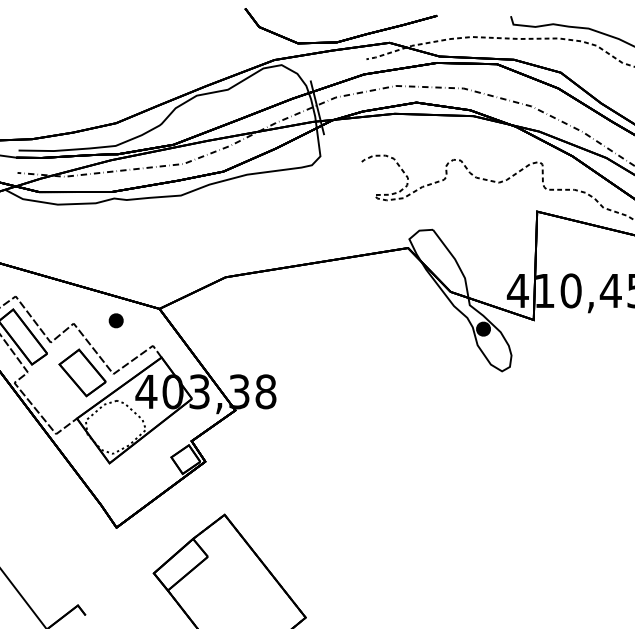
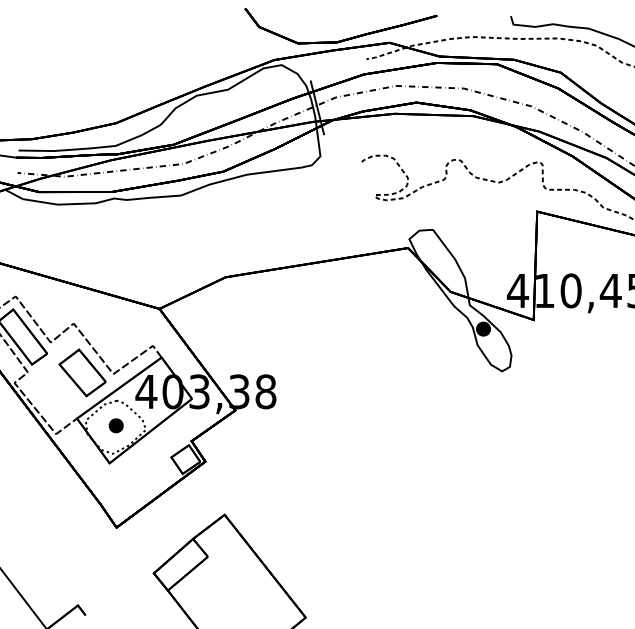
part position: (115, 320) -> (115, 425) (115, 425)
